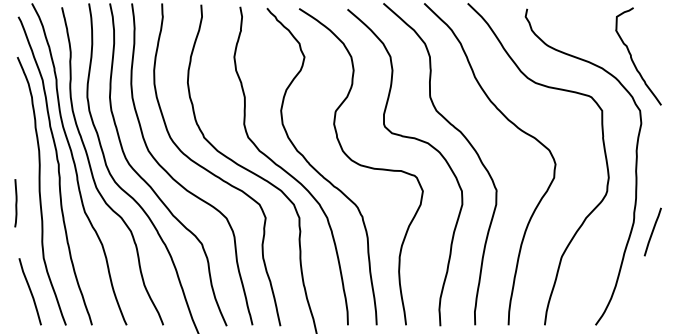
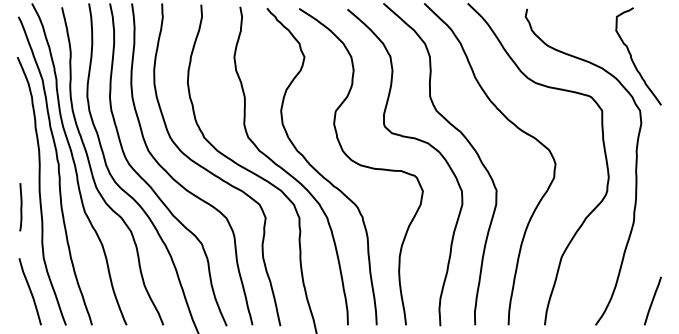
line position: (15, 203) -> (20, 207) (20, 207)
line position: (652, 231) -> (652, 300) (652, 300)
